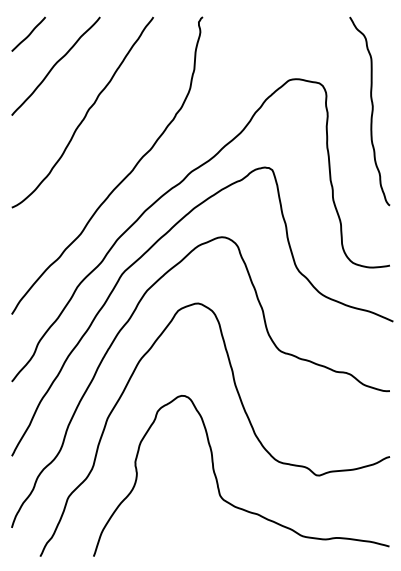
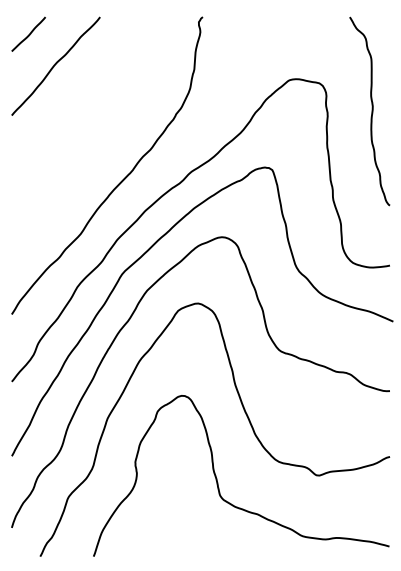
curve: present -> none (85, 113)
